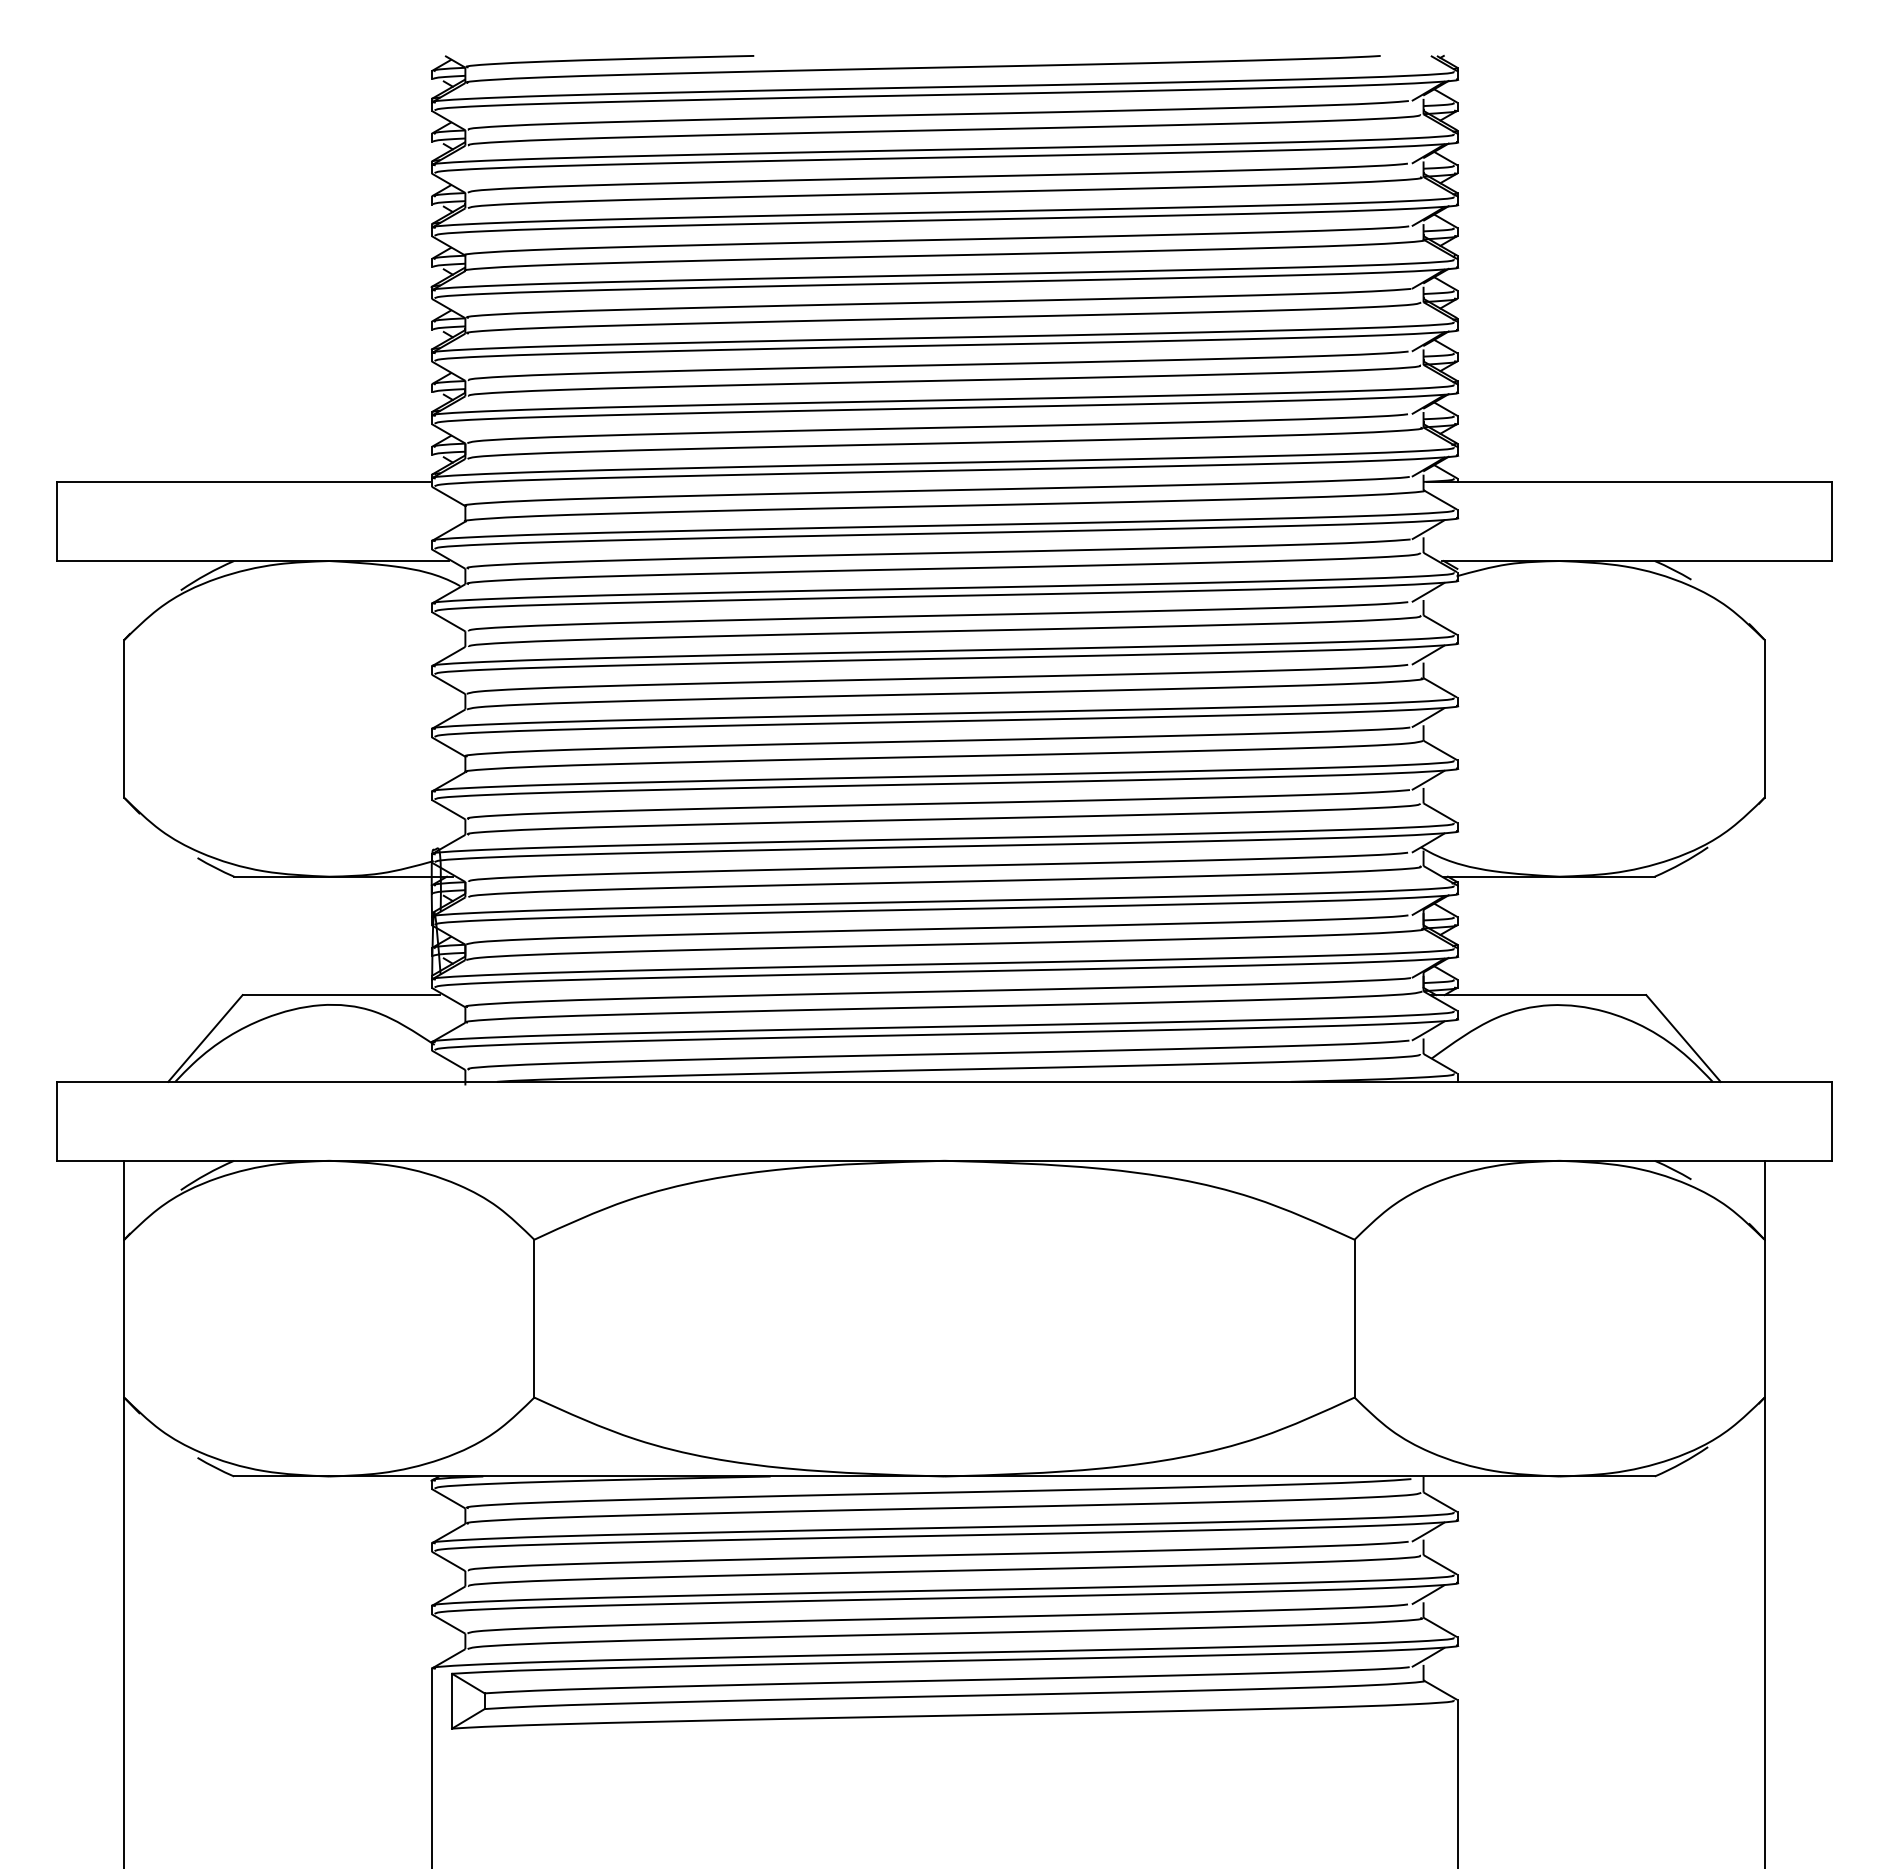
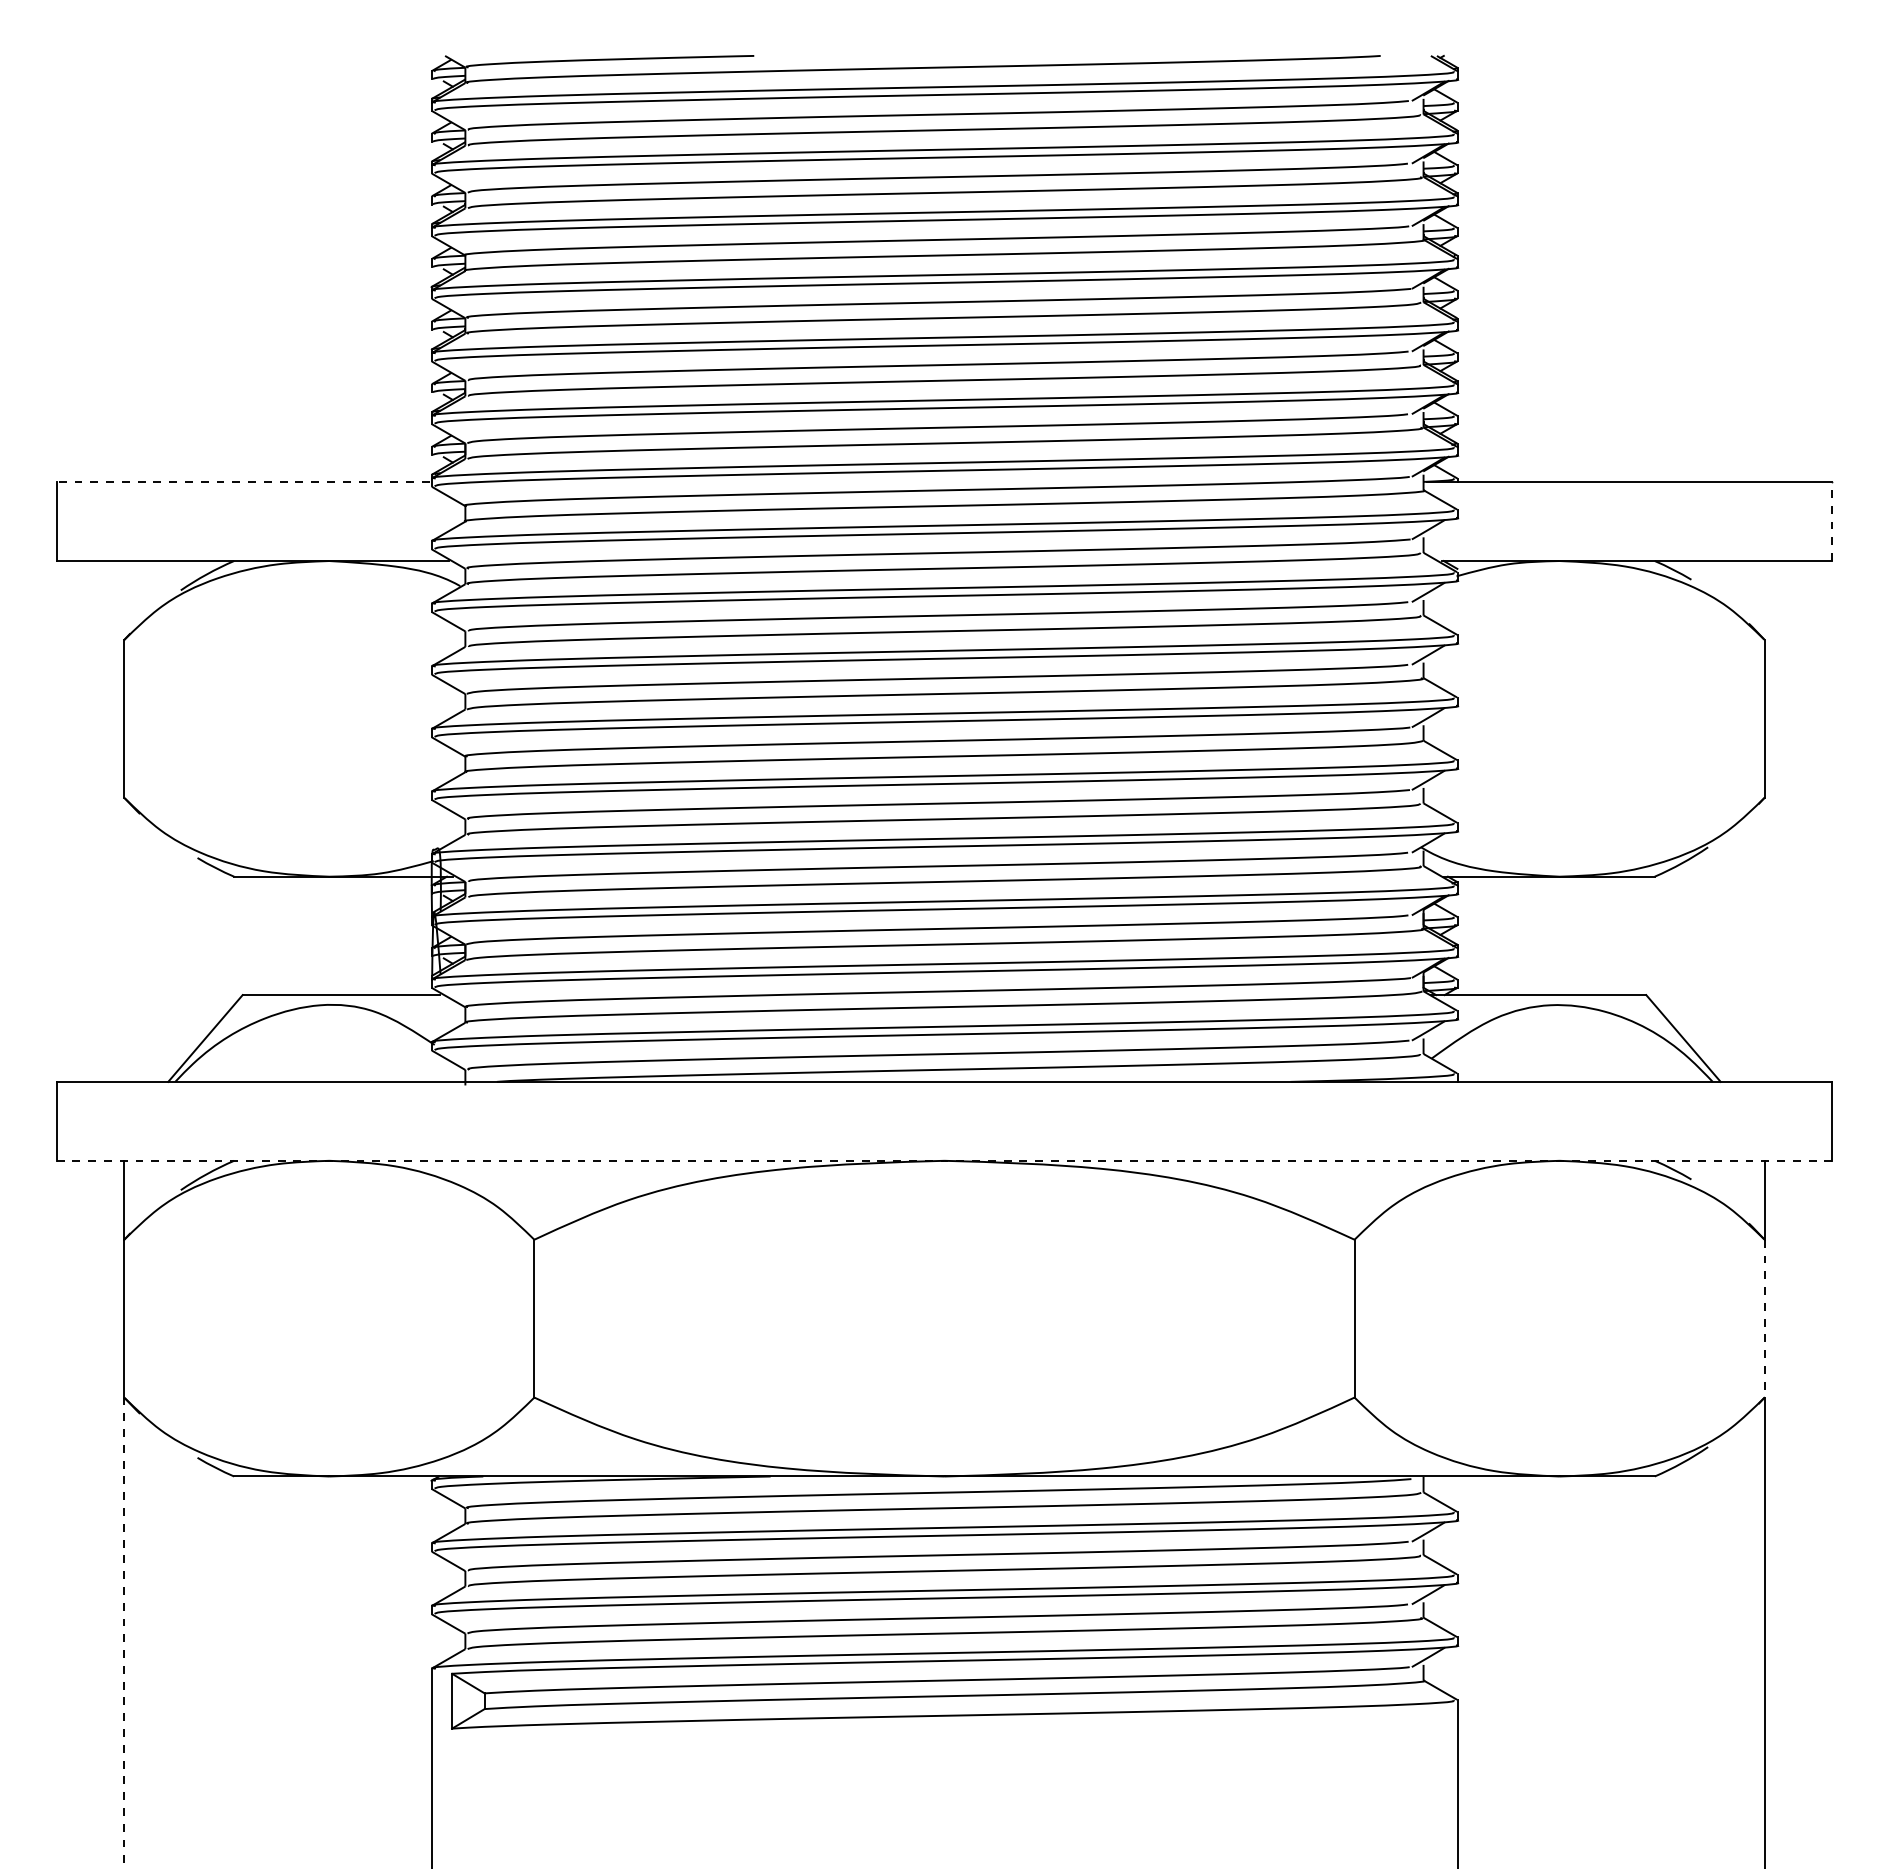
line: solid -> dashed (242, 482)
line: solid -> dashed (1832, 521)
line: solid -> dashed (944, 1160)
line: solid -> dashed (1764, 1318)
line: solid -> dashed (124, 1633)
